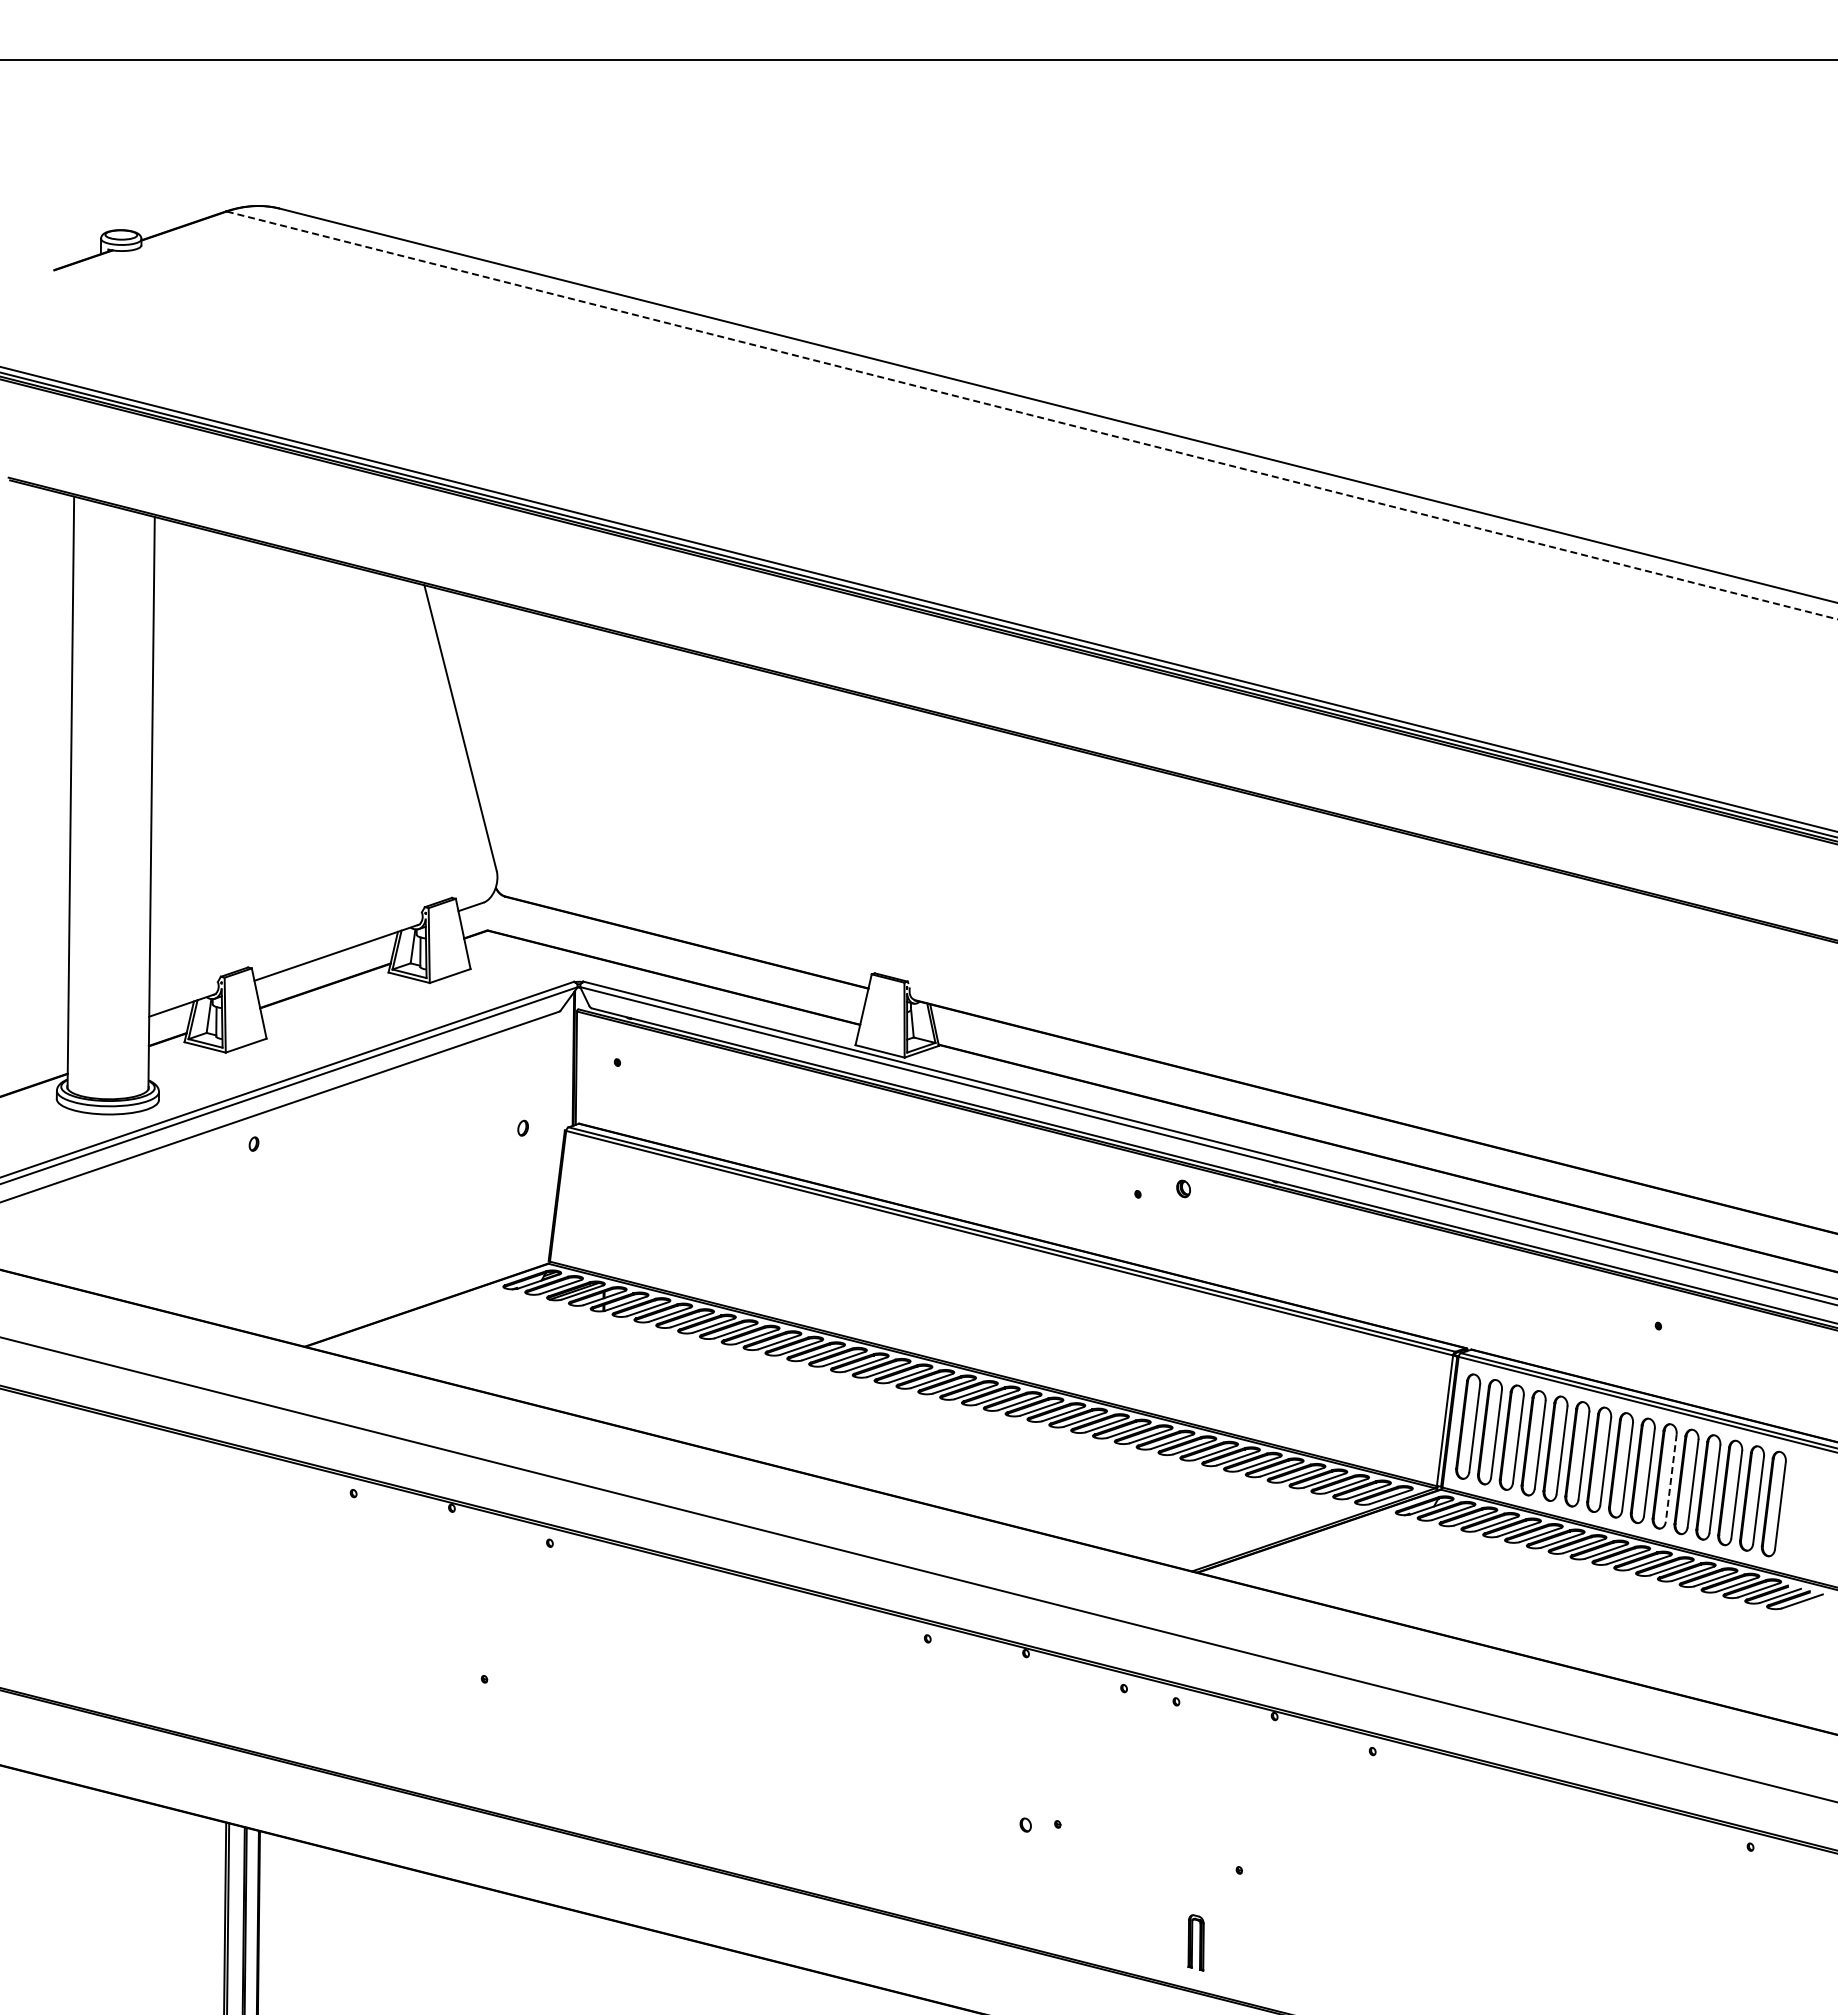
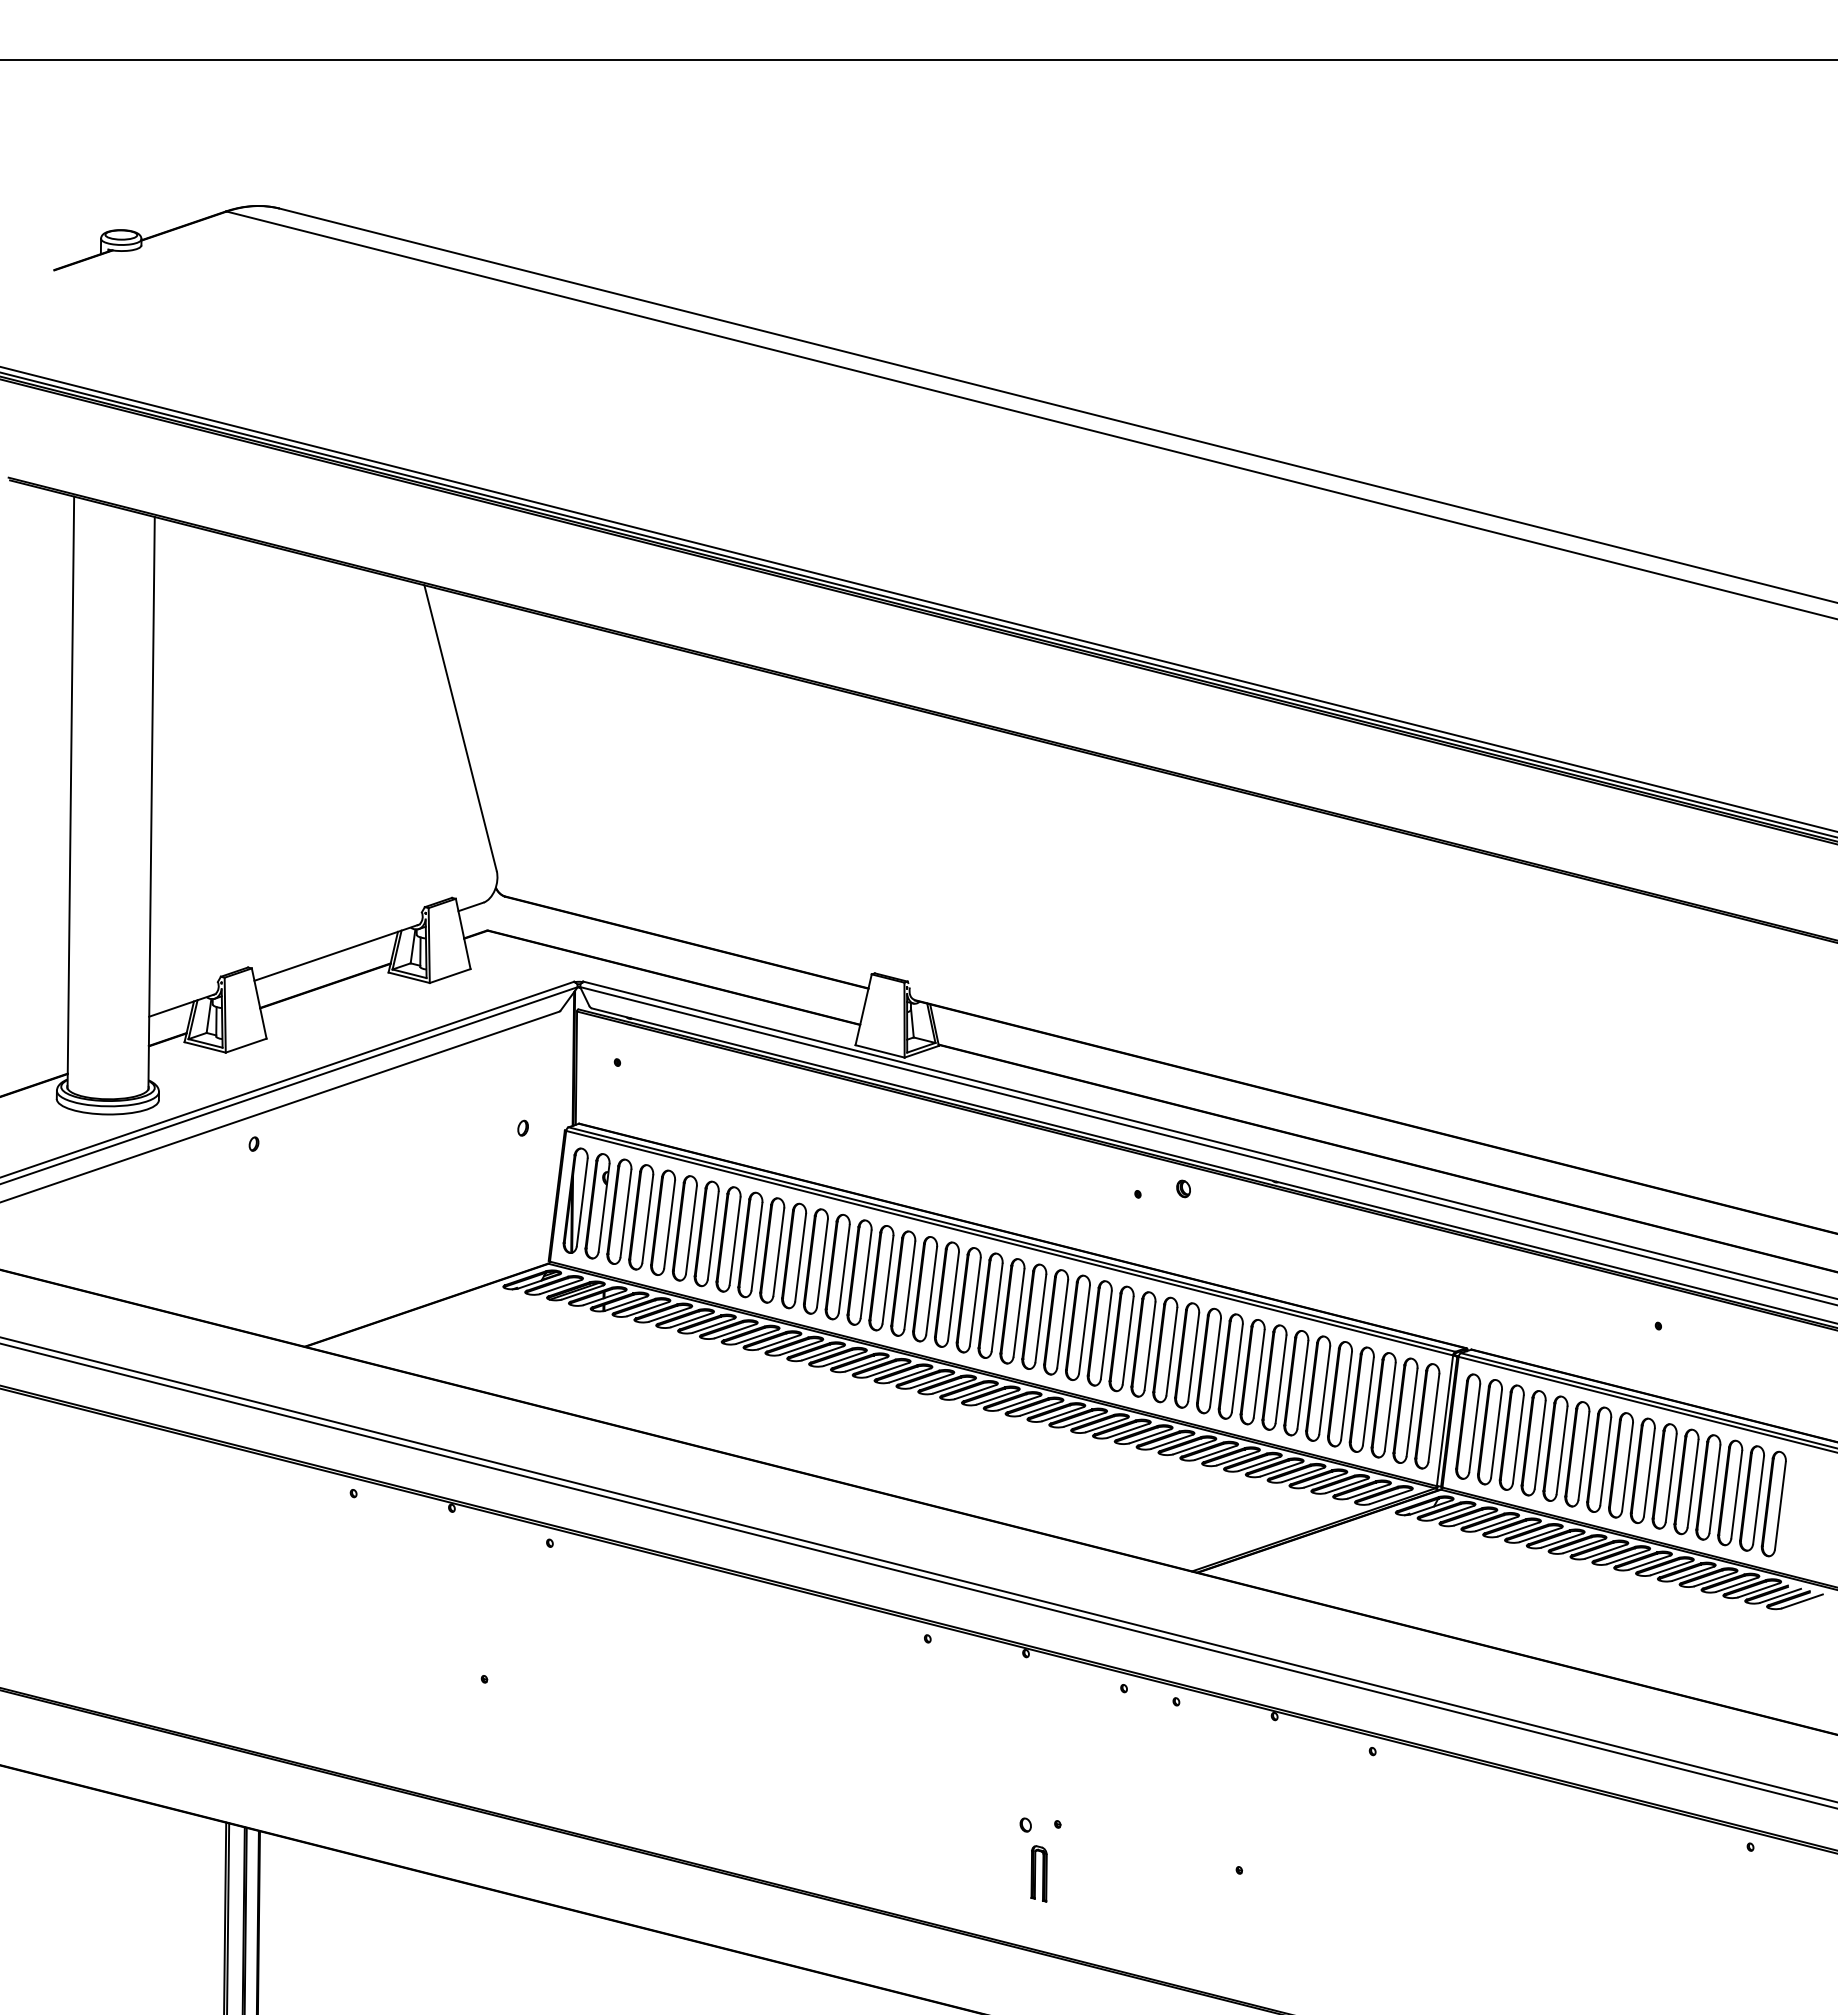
line: dashed -> solid (1032, 415)
part: none -> present (1001, 1308)
line: dashed -> solid (1671, 1478)
line: none -> present (918, 1575)
part position: (1195, 1942) -> (1038, 1873) (1038, 1873)
